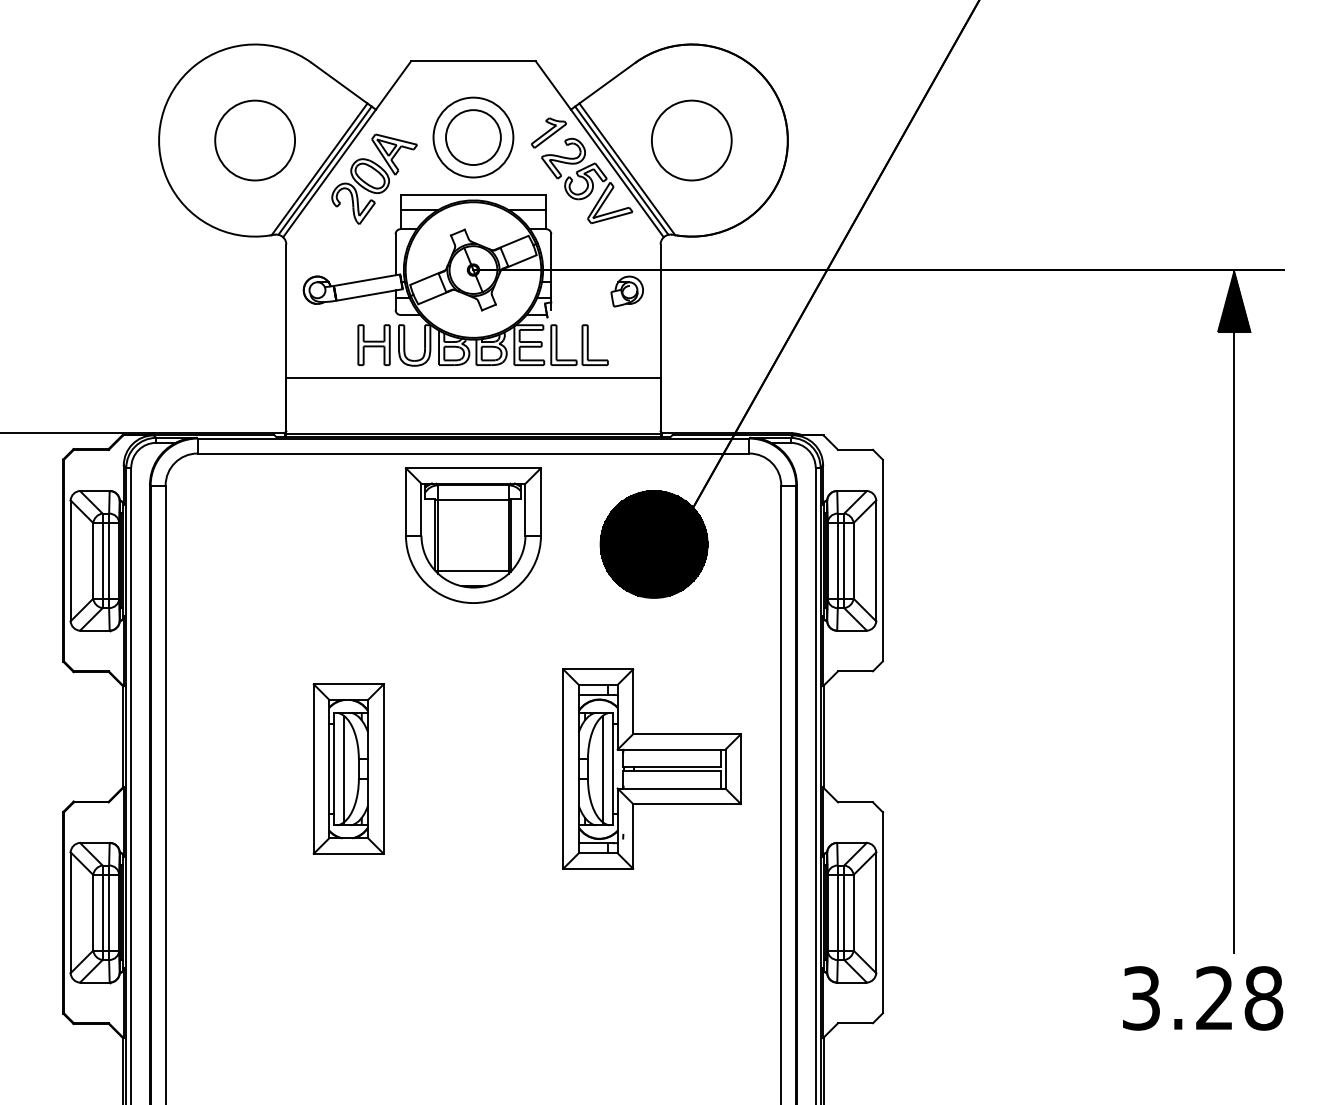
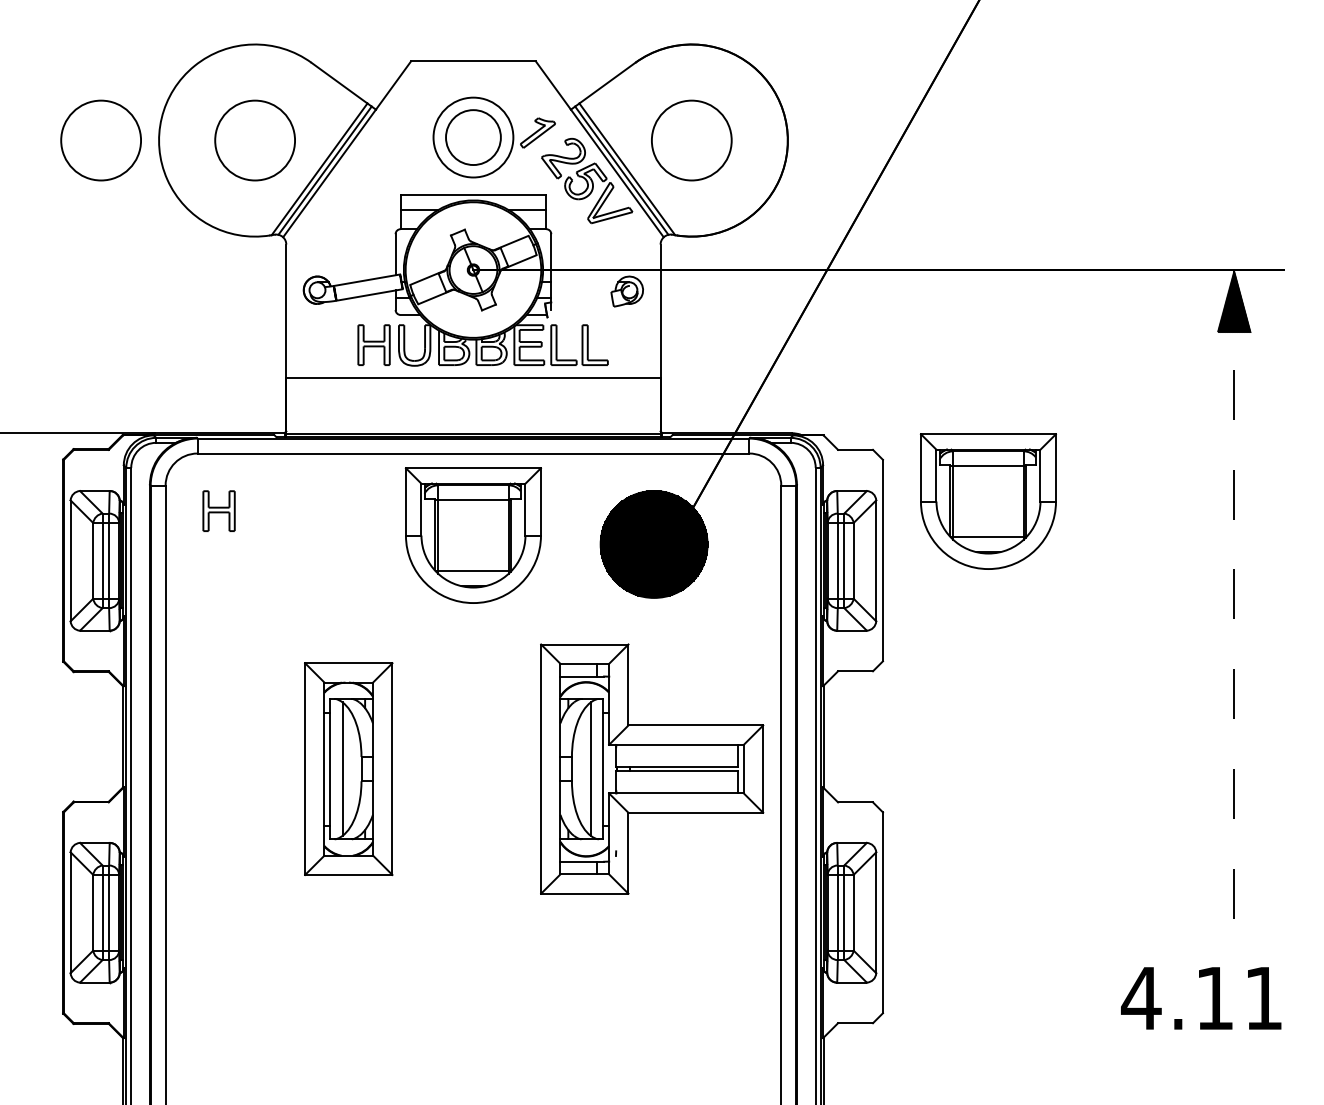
part position: (548, 132) -> (537, 132) (537, 132)
circle: none -> present (100, 140)
part: present -> none (374, 178)
part: none -> present (987, 501)
part: none -> present (218, 510)
line: solid -> dashed (1234, 611)
part size: 73x172 px -> 90x215 px (348, 769)
part size: 180x202 px -> 225x252 px (652, 768)
text: 3.28 -> 4.11 (1202, 998)
